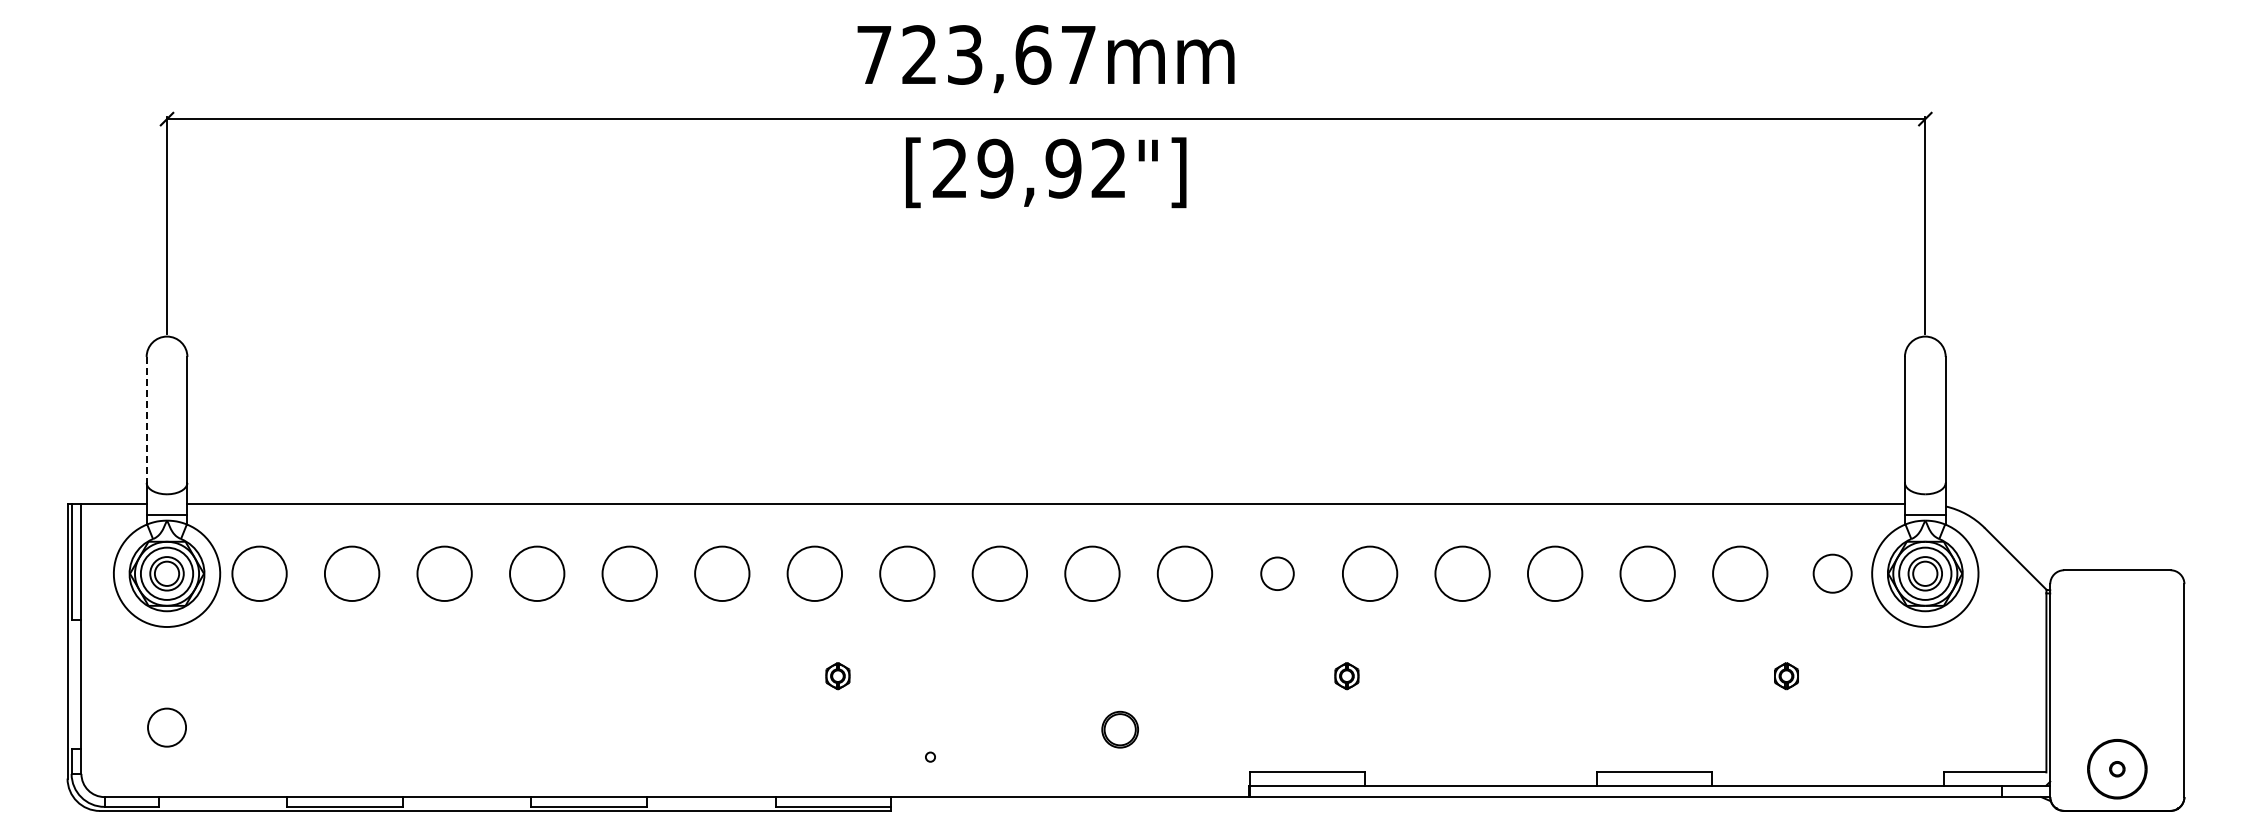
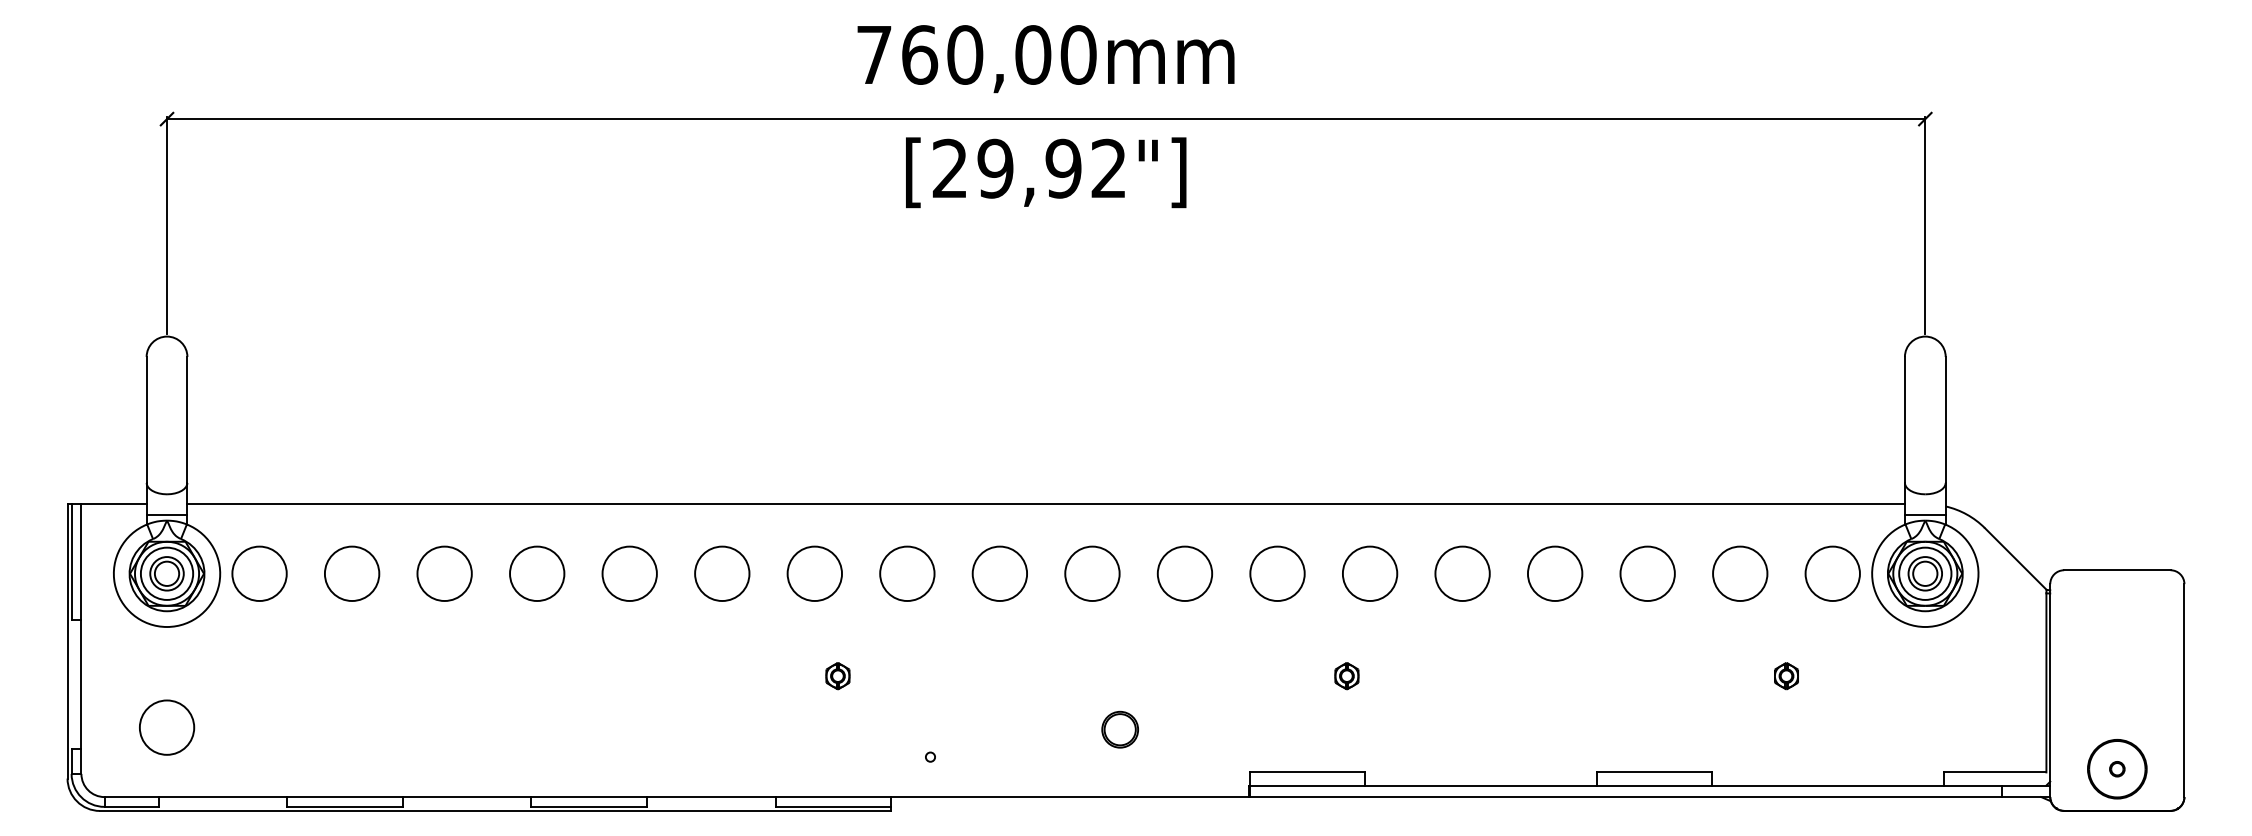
text: 723,67mm -> 760,00mm (999, 54)
line: dashed -> solid (146, 419)
circle diameter: 33 px -> 54 px (1277, 573)
circle size: 41x41 px -> 57x57 px (1832, 573)
circle diameter: 38 px -> 54 px (166, 727)
